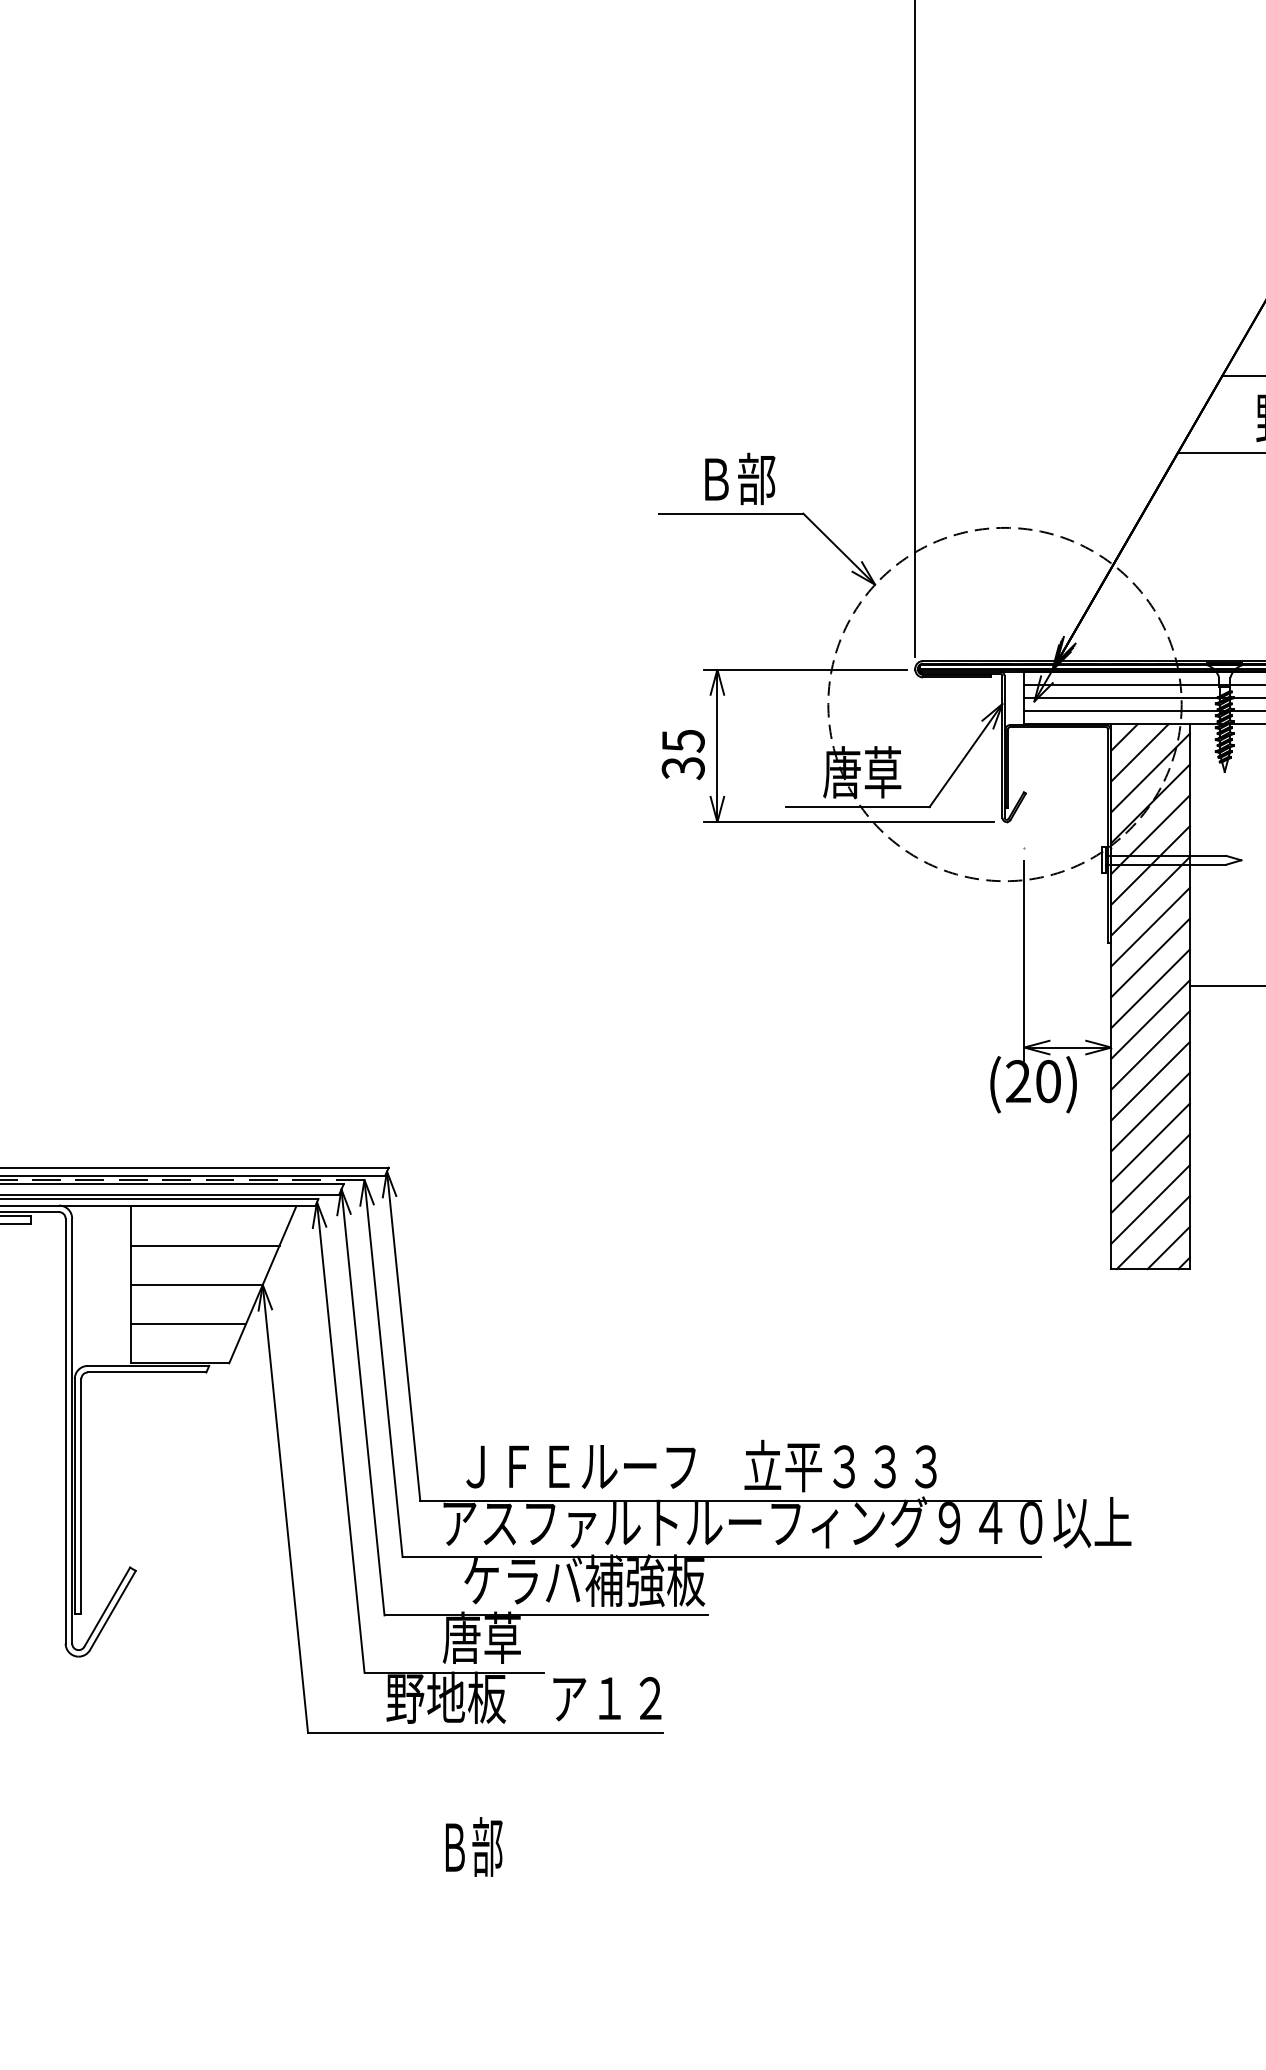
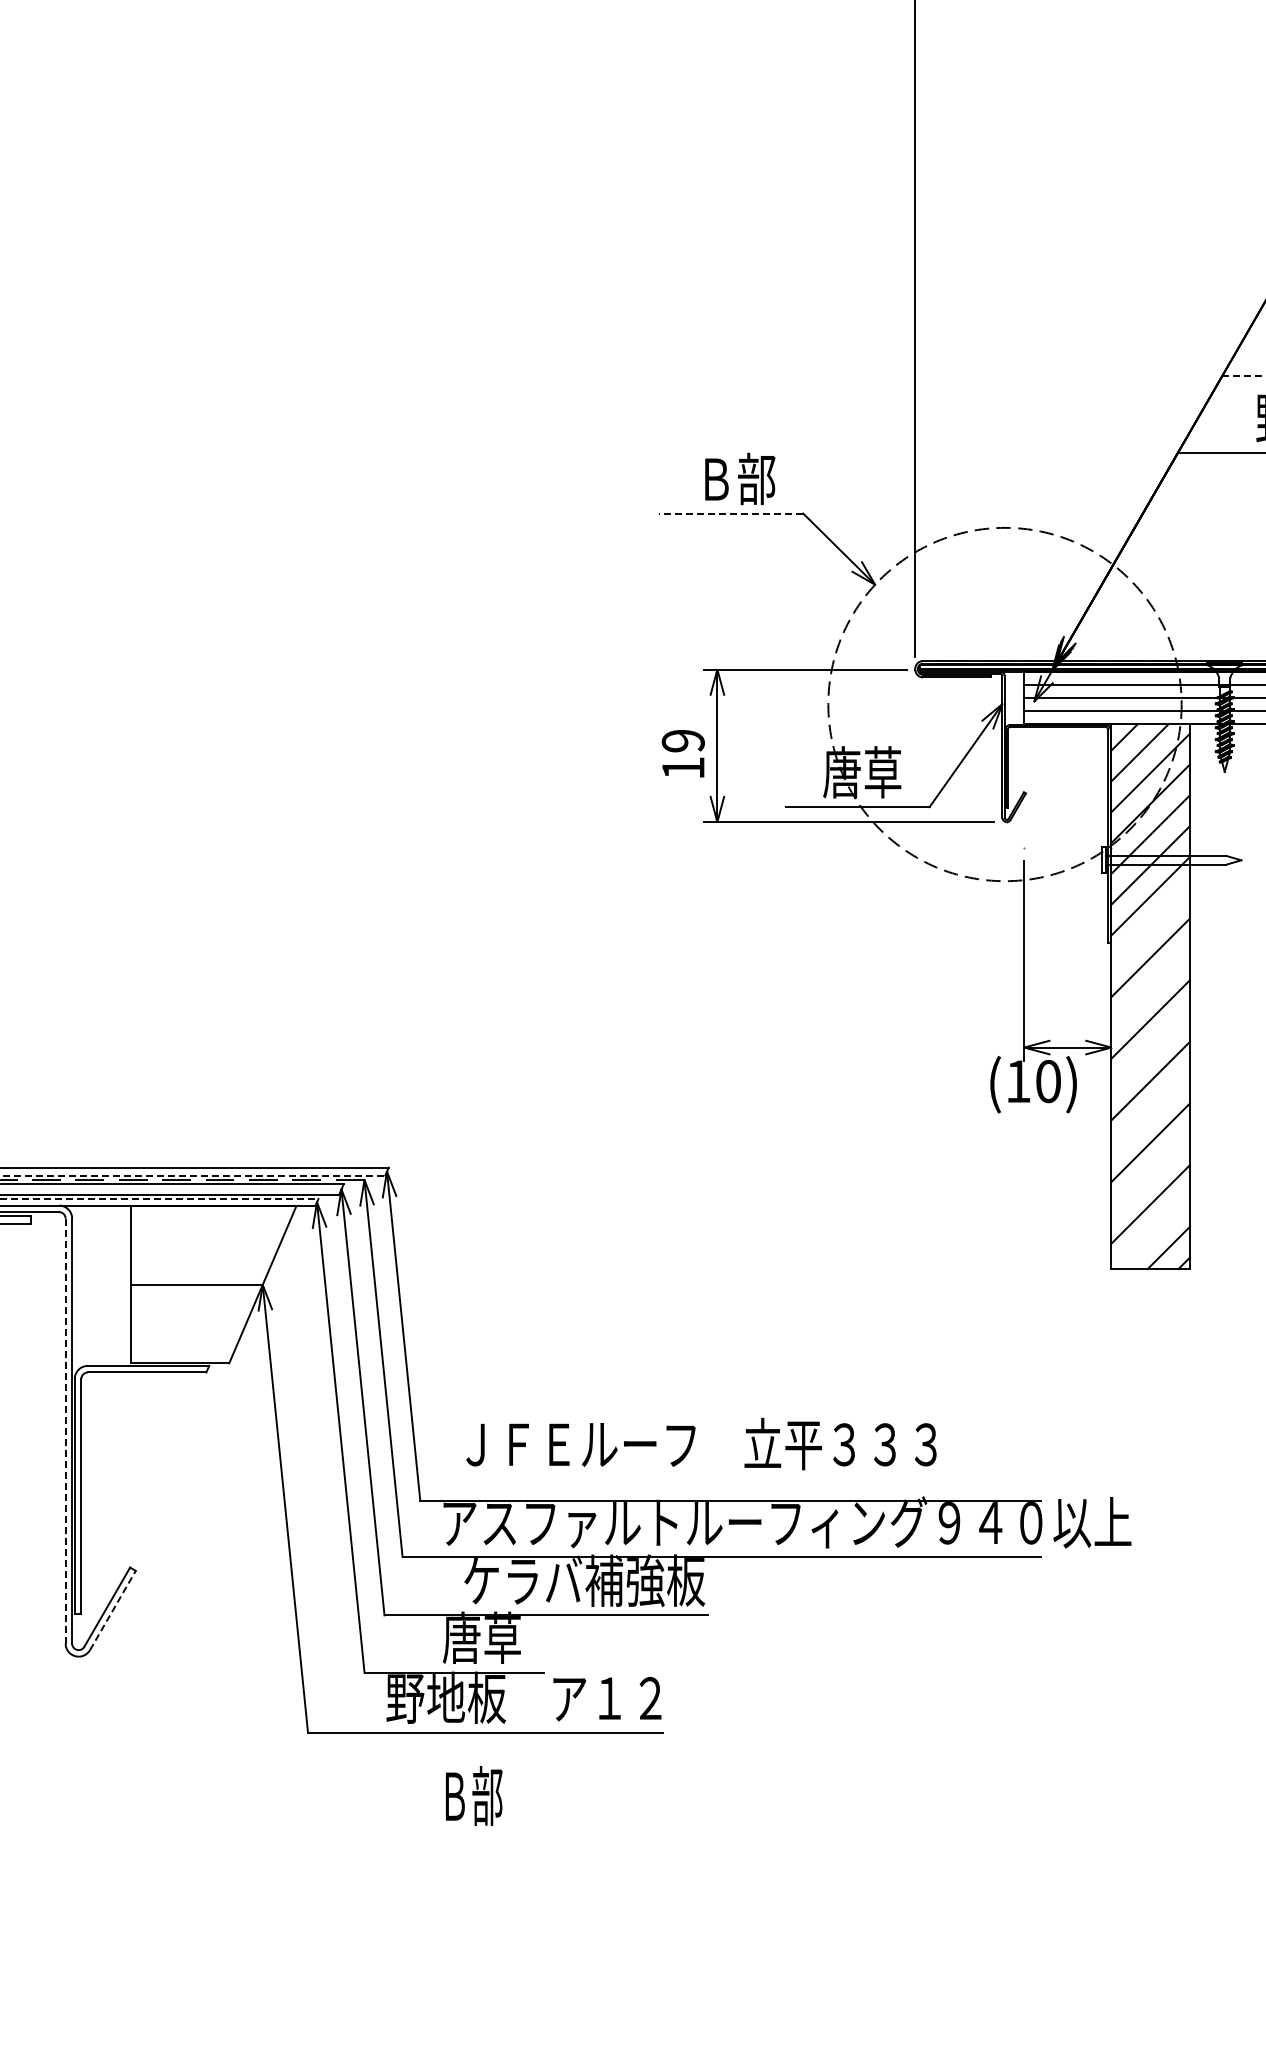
line: solid -> dashed (1244, 375)
line: solid -> dashed (731, 513)
text: 35 -> 19 (682, 755)
line: present -> none (1150, 926)
line: present -> none (1225, 985)
line: present -> none (1150, 988)
line: present -> none (1150, 1050)
text: (20) -> (10) (1018, 1081)
line: present -> none (1150, 1111)
line: present -> none (1150, 1173)
line: solid -> dashed (193, 1175)
line: solid -> dashed (159, 1199)
line: present -> none (1152, 1232)
line: present -> none (205, 1245)
line: present -> none (188, 1324)
line: solid -> dashed (65, 1431)
text position: (701, 1465) -> (701, 1443) (701, 1443)
line: solid -> dashed (112, 1610)
text position: (474, 1846) -> (474, 1795) (474, 1795)
